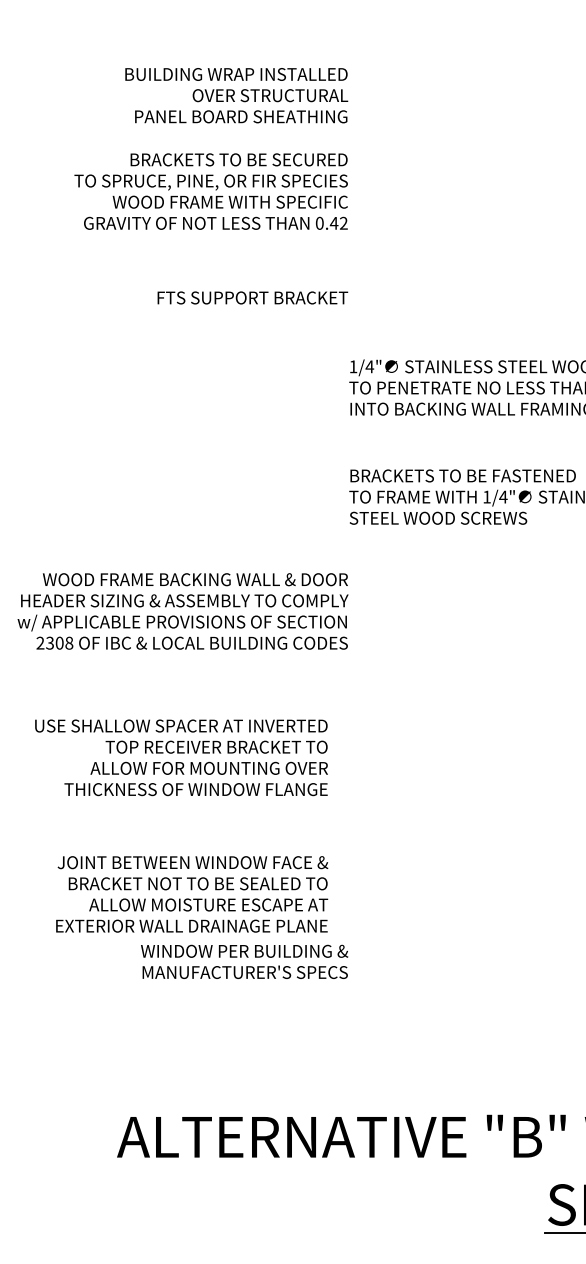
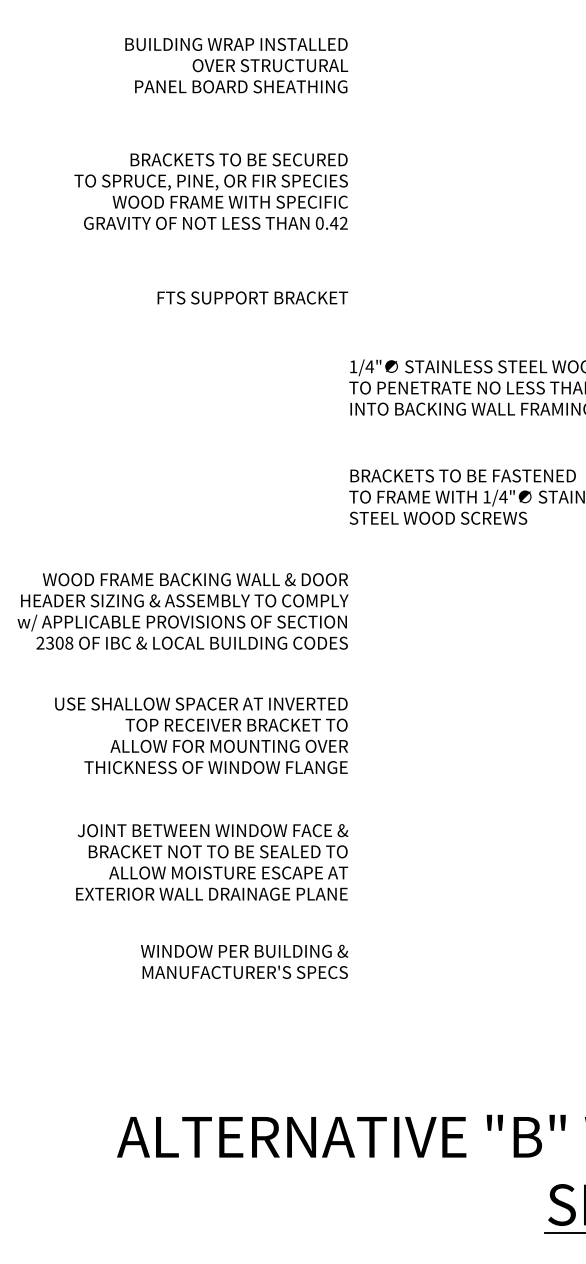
text position: (236, 95) -> (236, 65) (236, 65)
text position: (181, 757) -> (201, 735) (201, 735)
text position: (192, 894) -> (212, 862) (212, 862)
